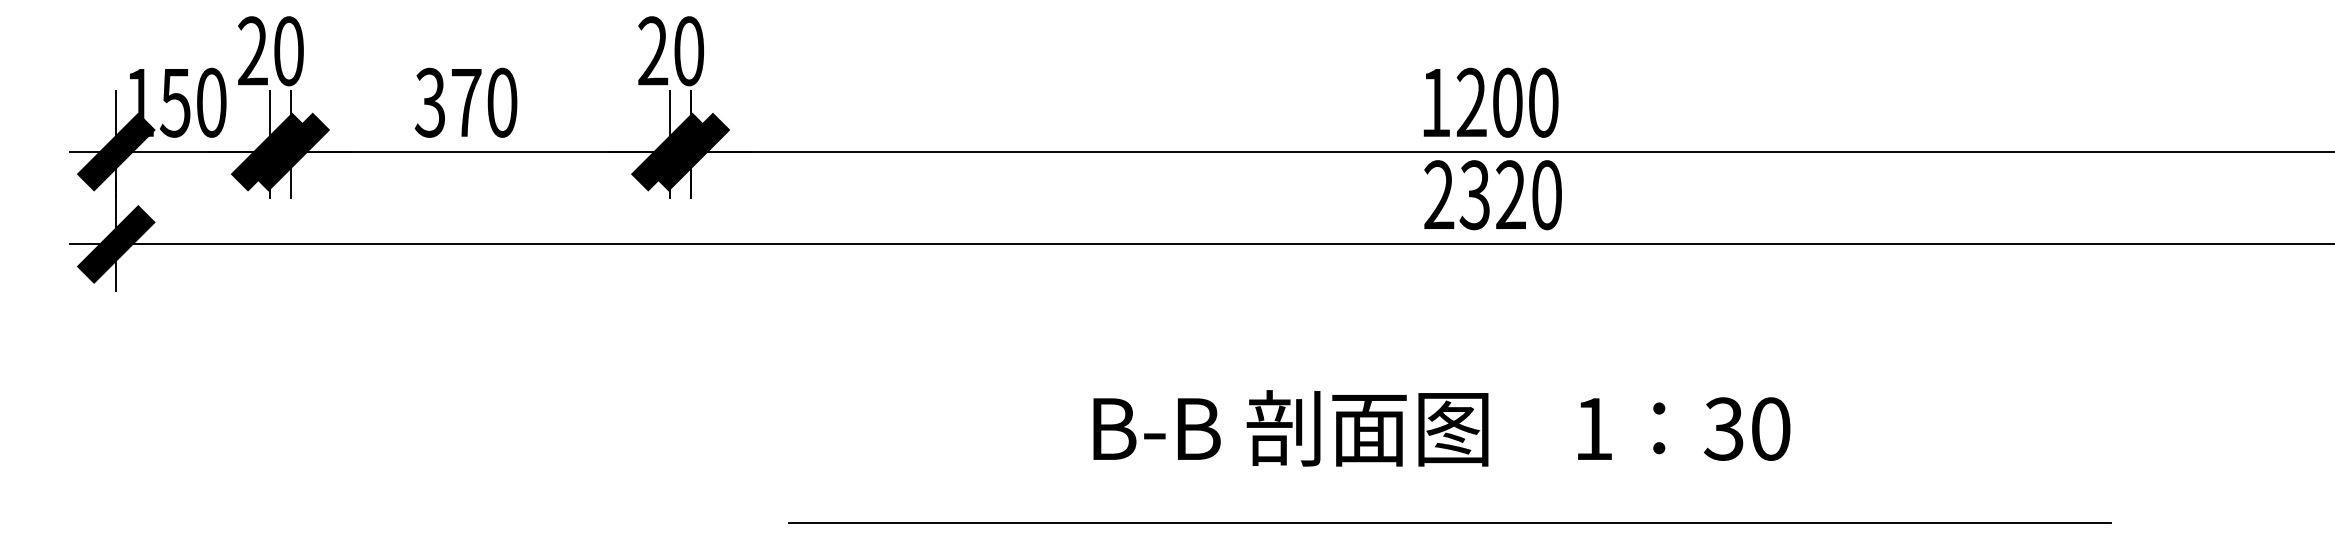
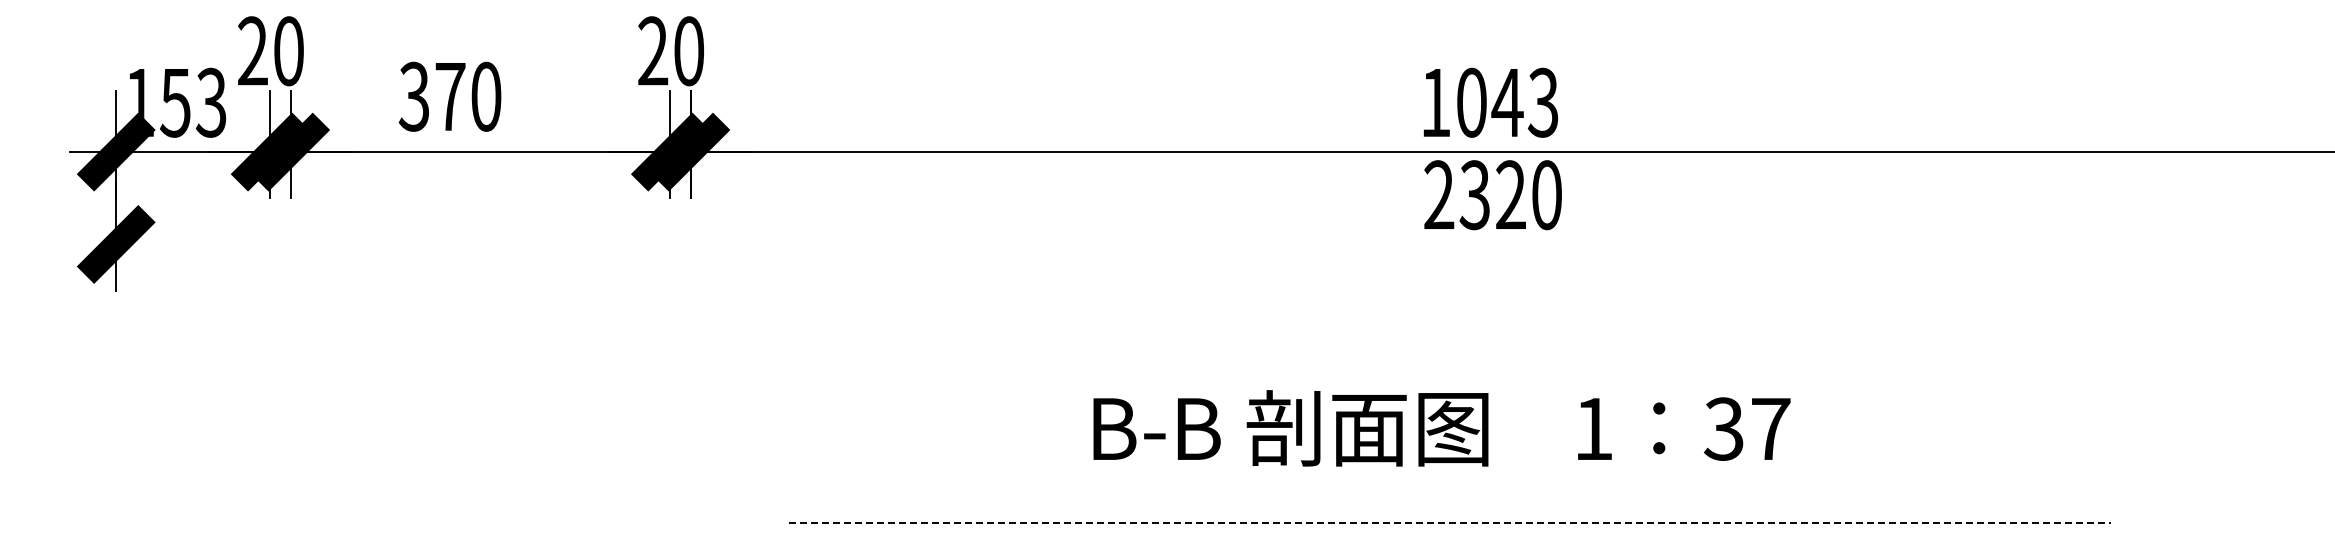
text: 150 -> 153 (210, 102)
text position: (465, 102) -> (449, 96) (449, 96)
text: 1200 -> 1043 (1507, 102)
line: present -> none (1200, 244)
text: 30 -> 37 (1771, 428)
line: solid -> dashed (1450, 522)
